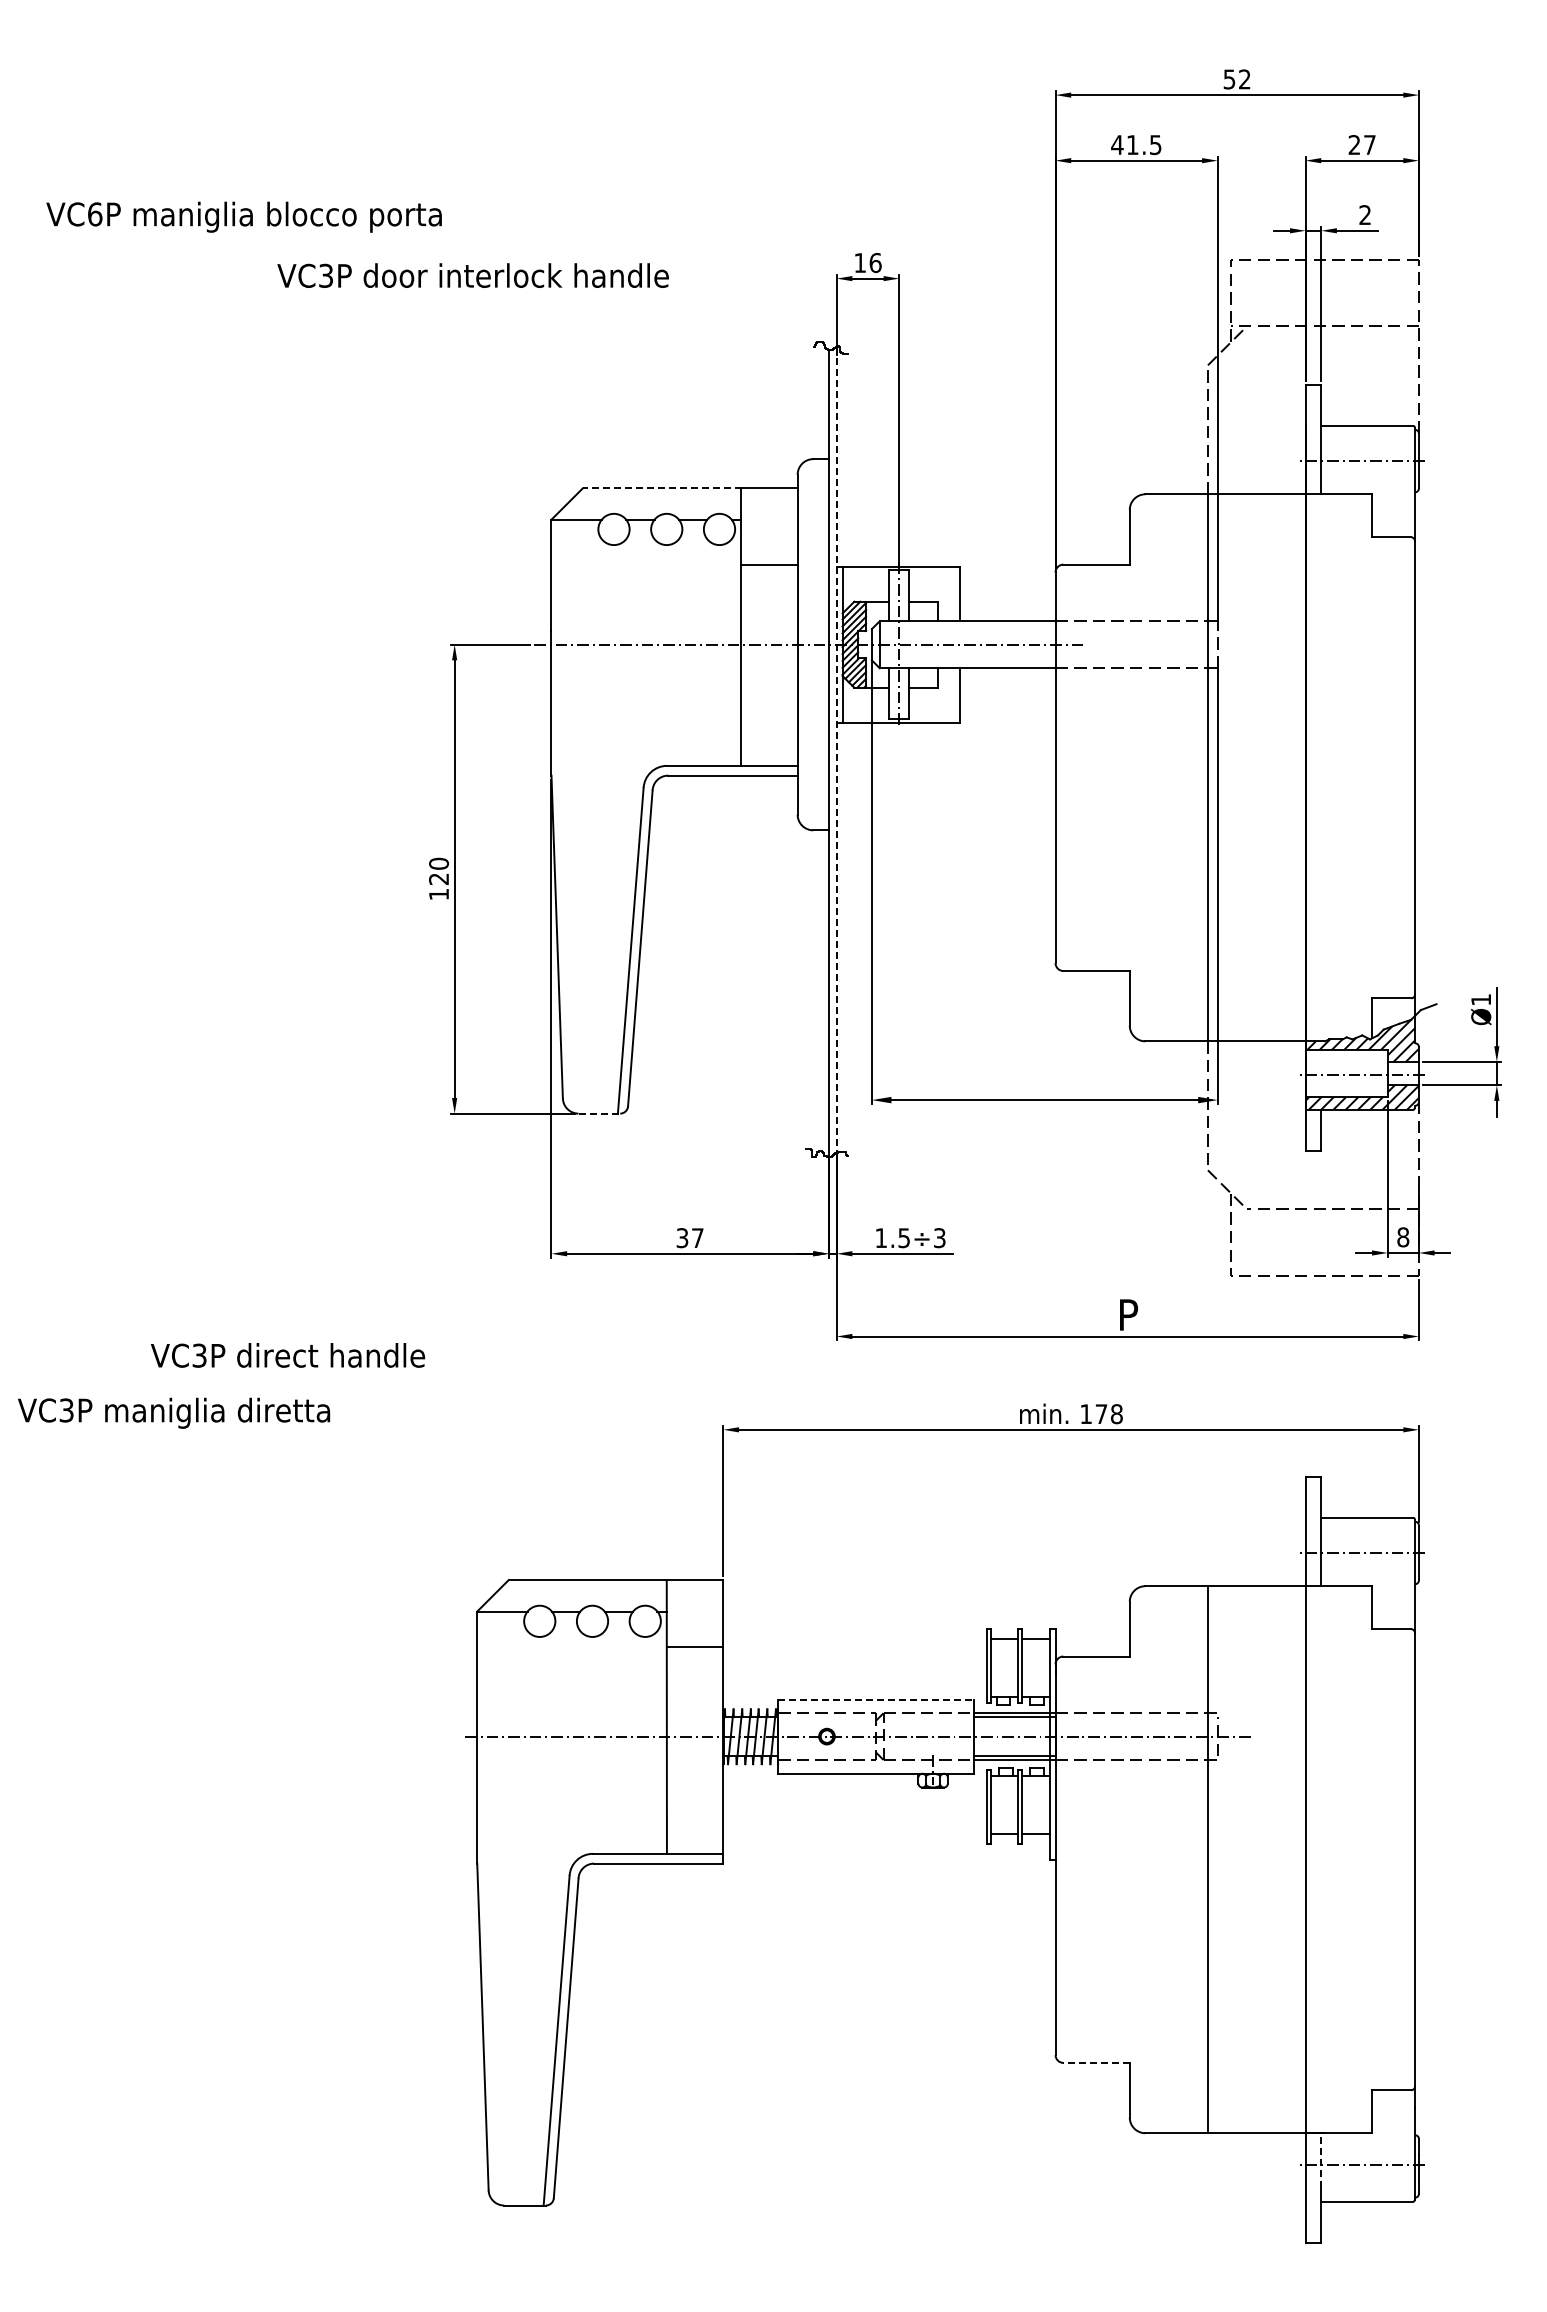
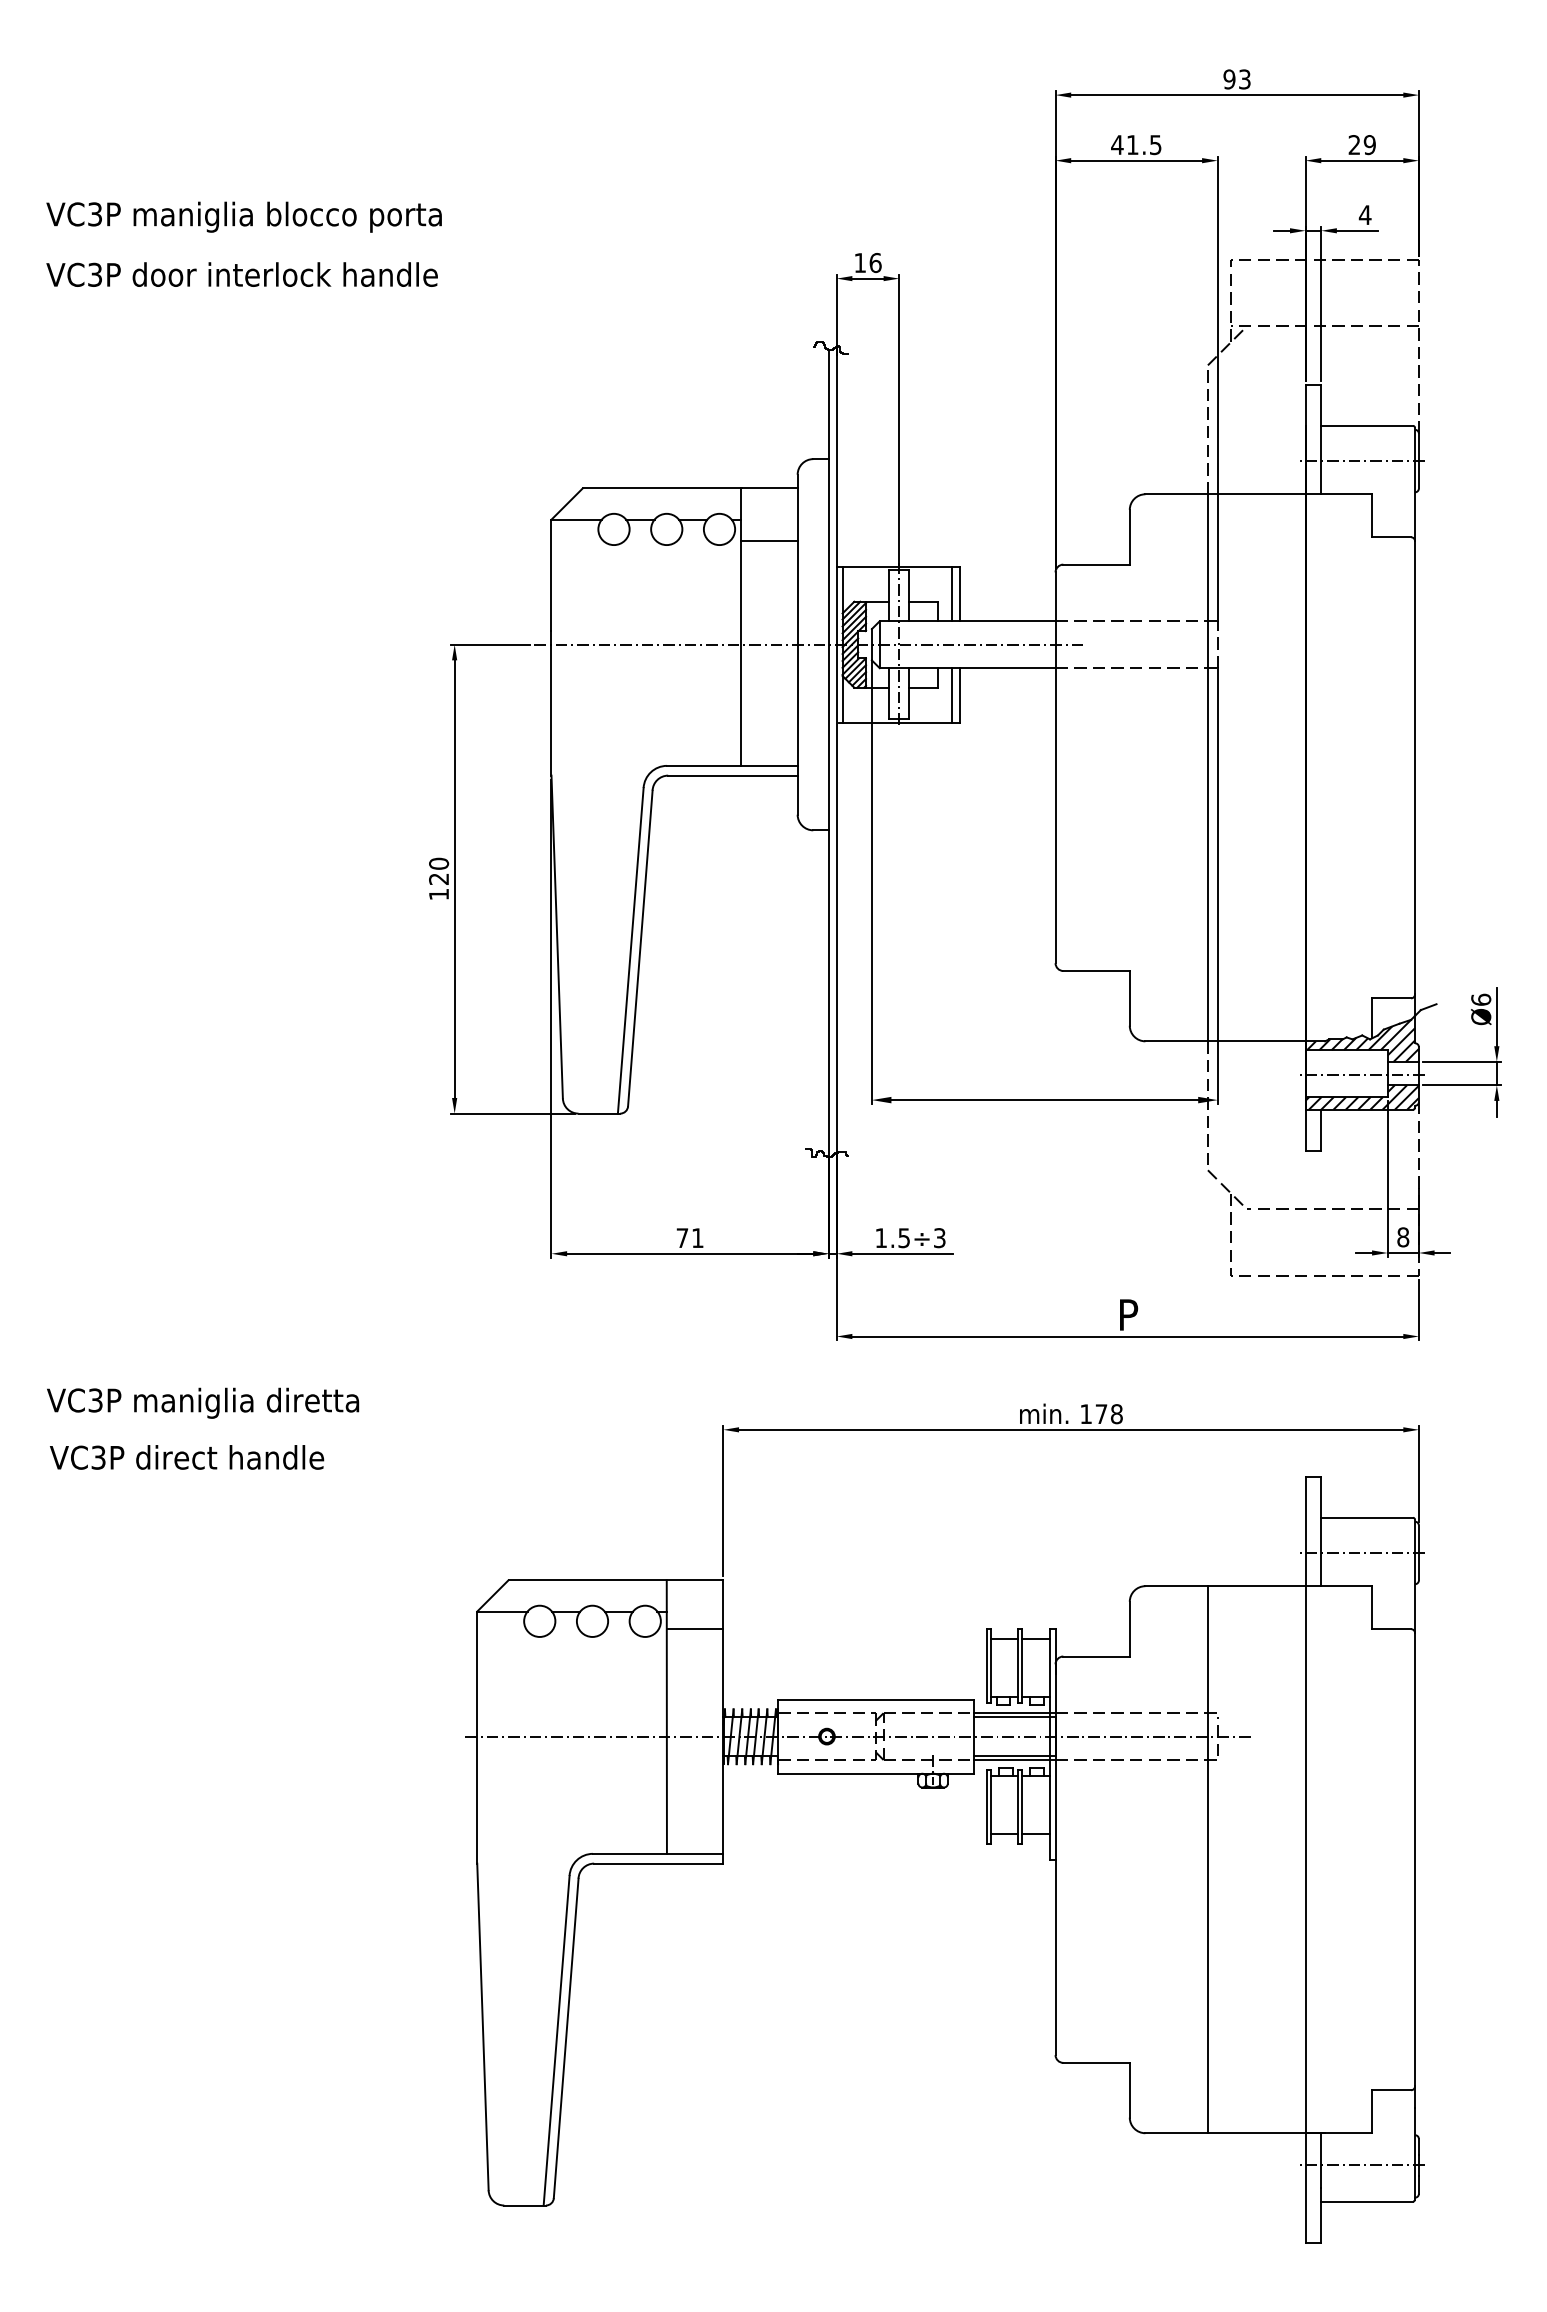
text: 52 -> 93 (1236, 79)
text: 27 -> 29 (1369, 145)
text: VC6P -> VC3P (95, 214)
text: 2 -> 4 (1364, 214)
text position: (472, 275) -> (241, 274) (241, 274)
line: dashed -> solid (662, 488)
line position: (769, 565) -> (769, 541) (769, 541)
line: none -> present (952, 593)
line: none -> present (952, 695)
line: dashed -> solid (836, 750)
text: Ø1 -> Ø6 (1481, 999)
line: dashed -> solid (599, 1113)
text: 37 -> 71 (689, 1238)
text position: (288, 1355) -> (187, 1457) (187, 1457)
text position: (174, 1412) -> (203, 1402) (203, 1402)
line position: (694, 1647) -> (694, 1629) (694, 1629)
line: dashed -> solid (875, 1699)
line: dashed -> solid (1096, 2062)
line: dashed -> solid (1321, 2160)
